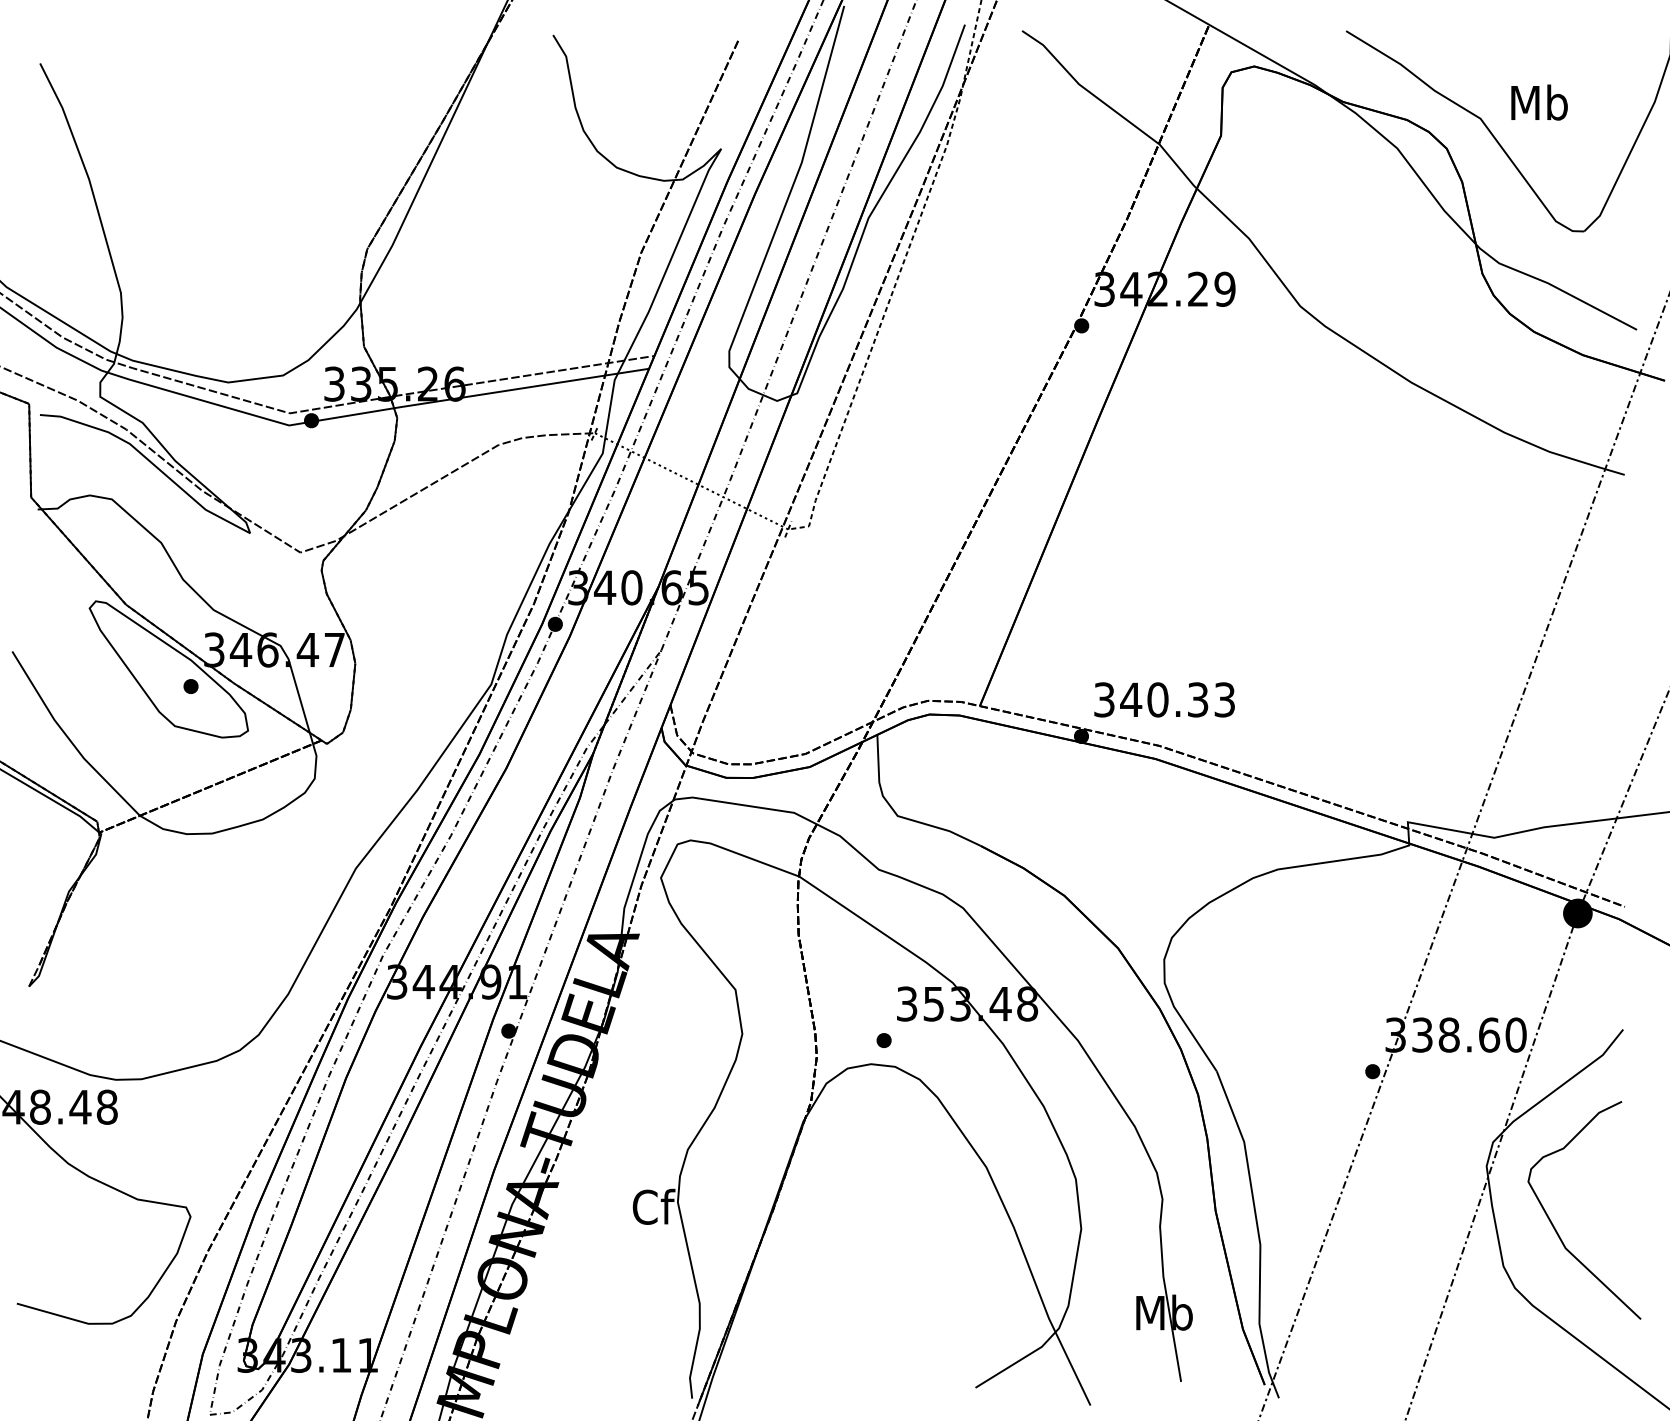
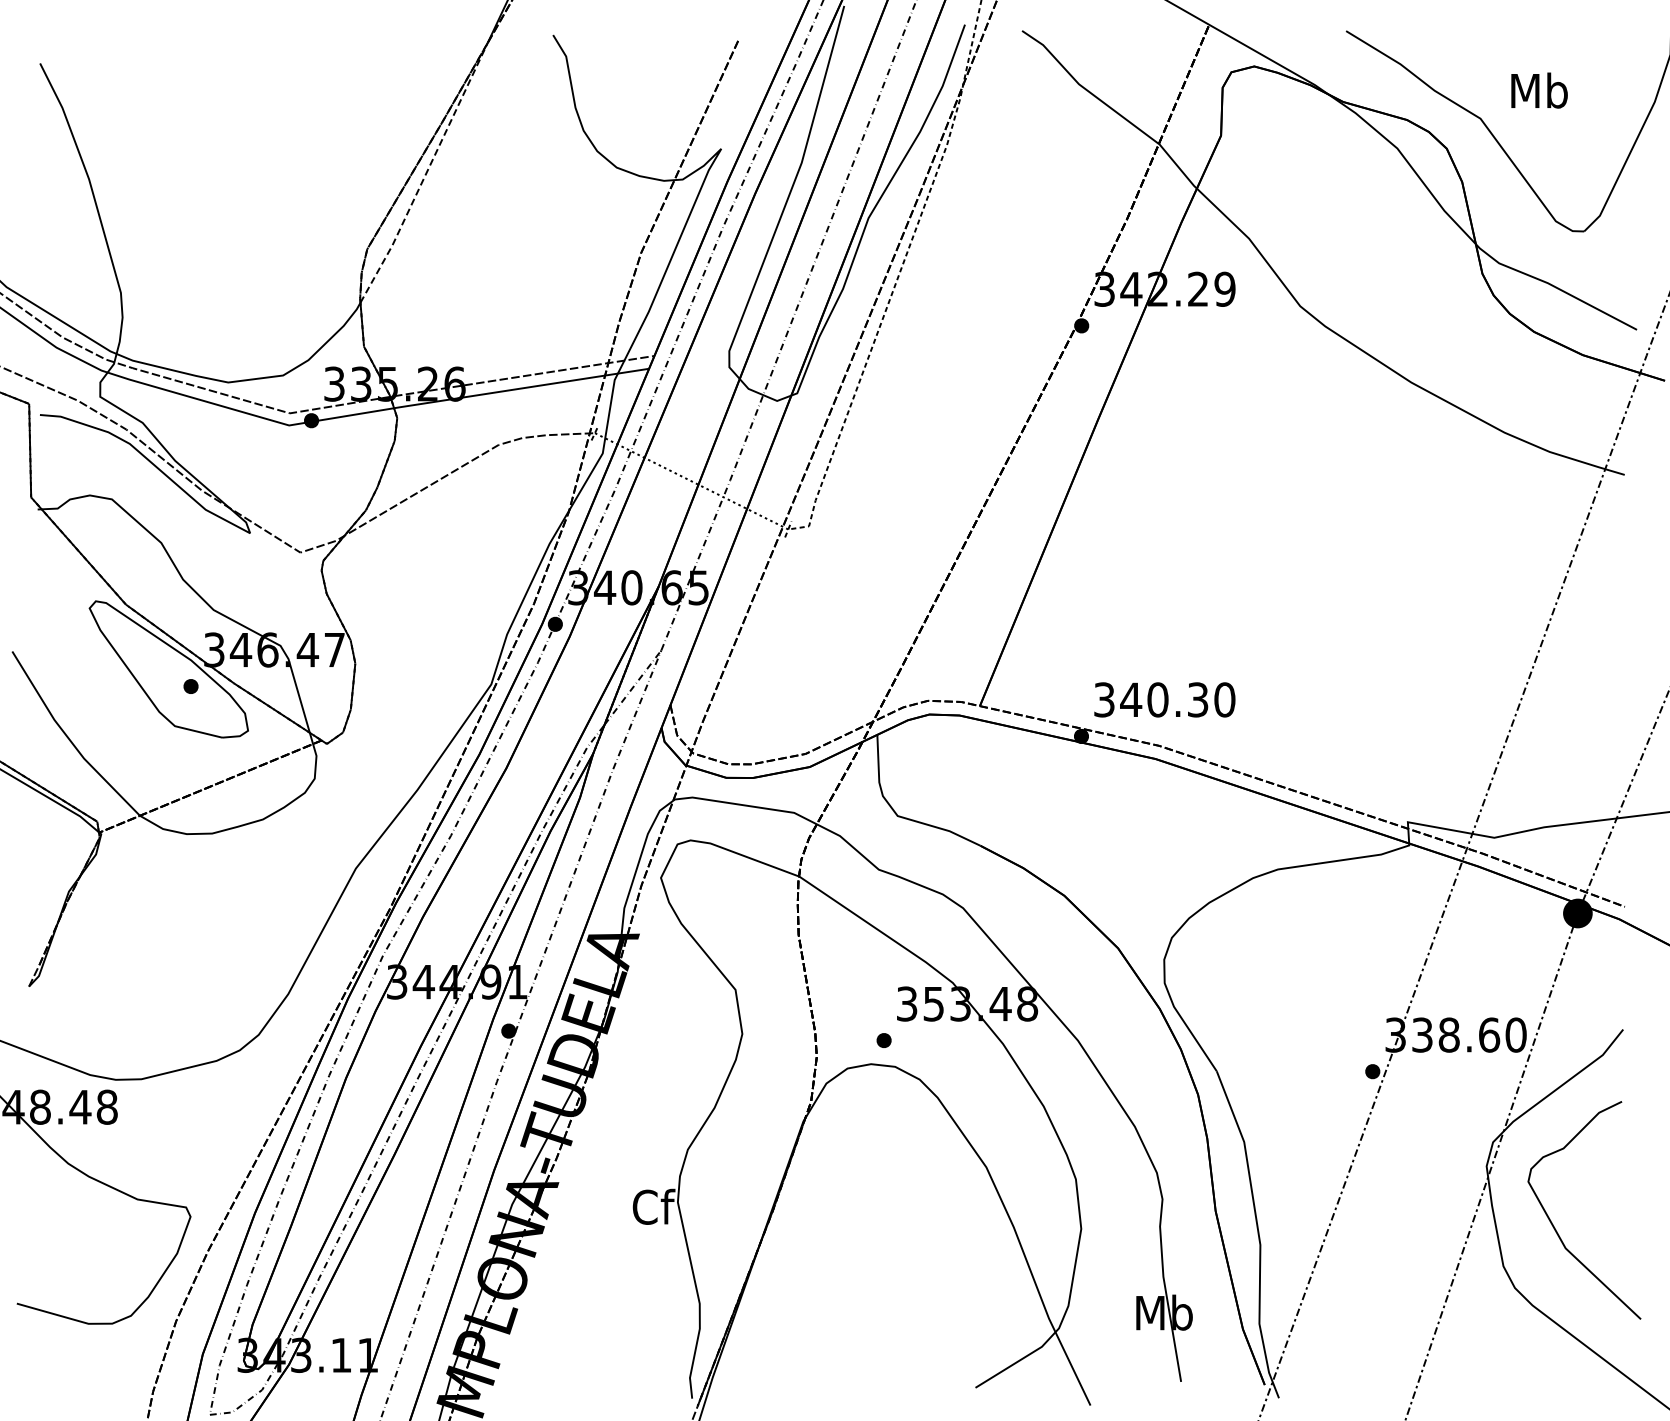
text position: (1539, 102) -> (1539, 90) (1539, 90)
line: solid -> dashed (426, 174)
text: 340.33 -> 340.30 (1224, 699)
